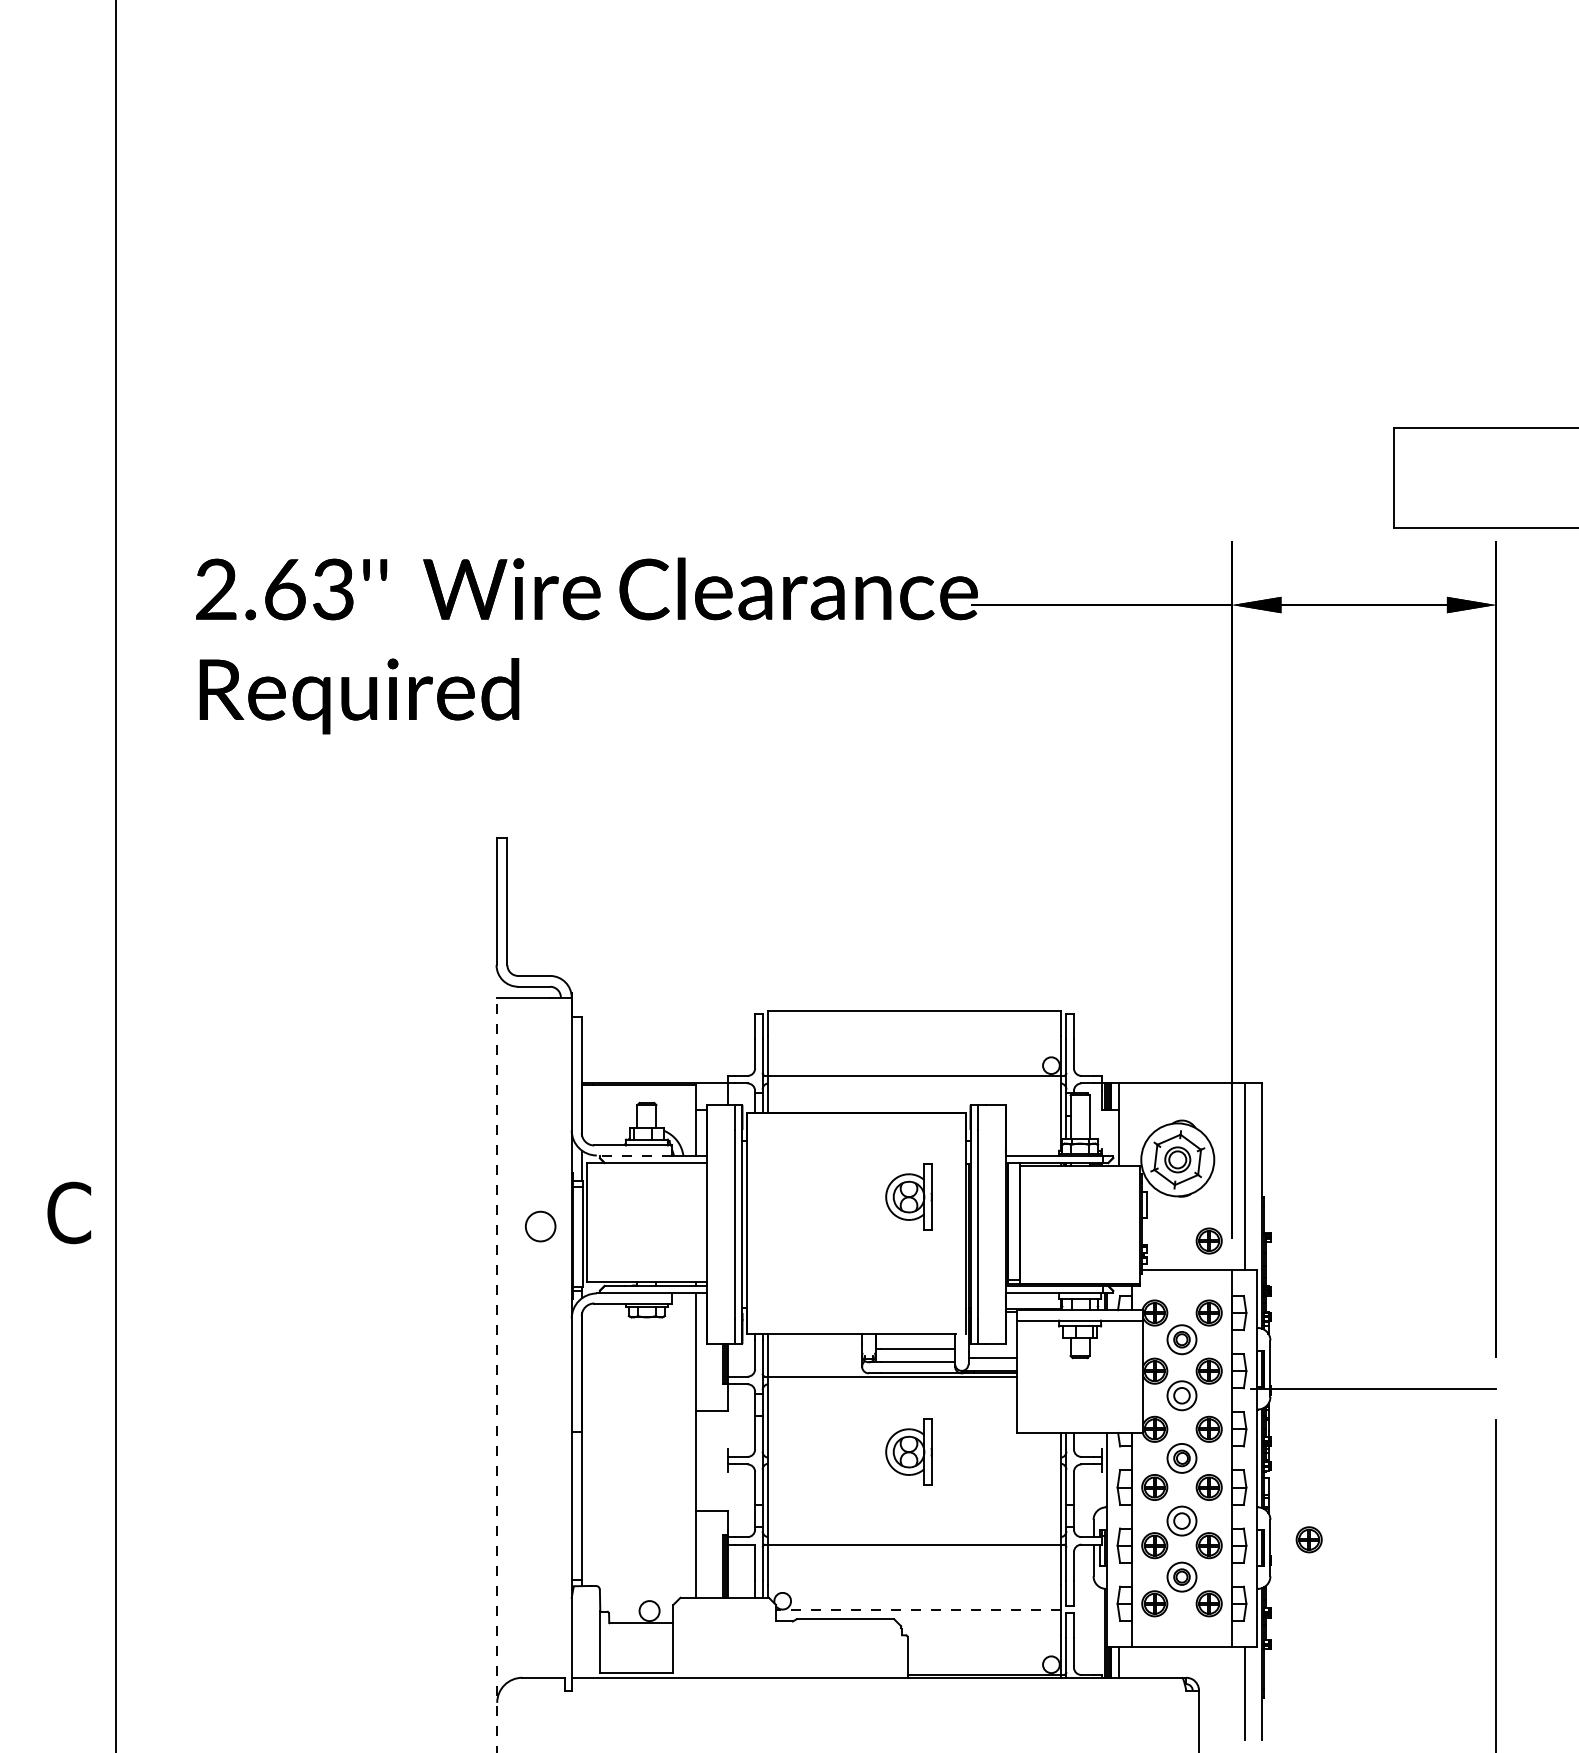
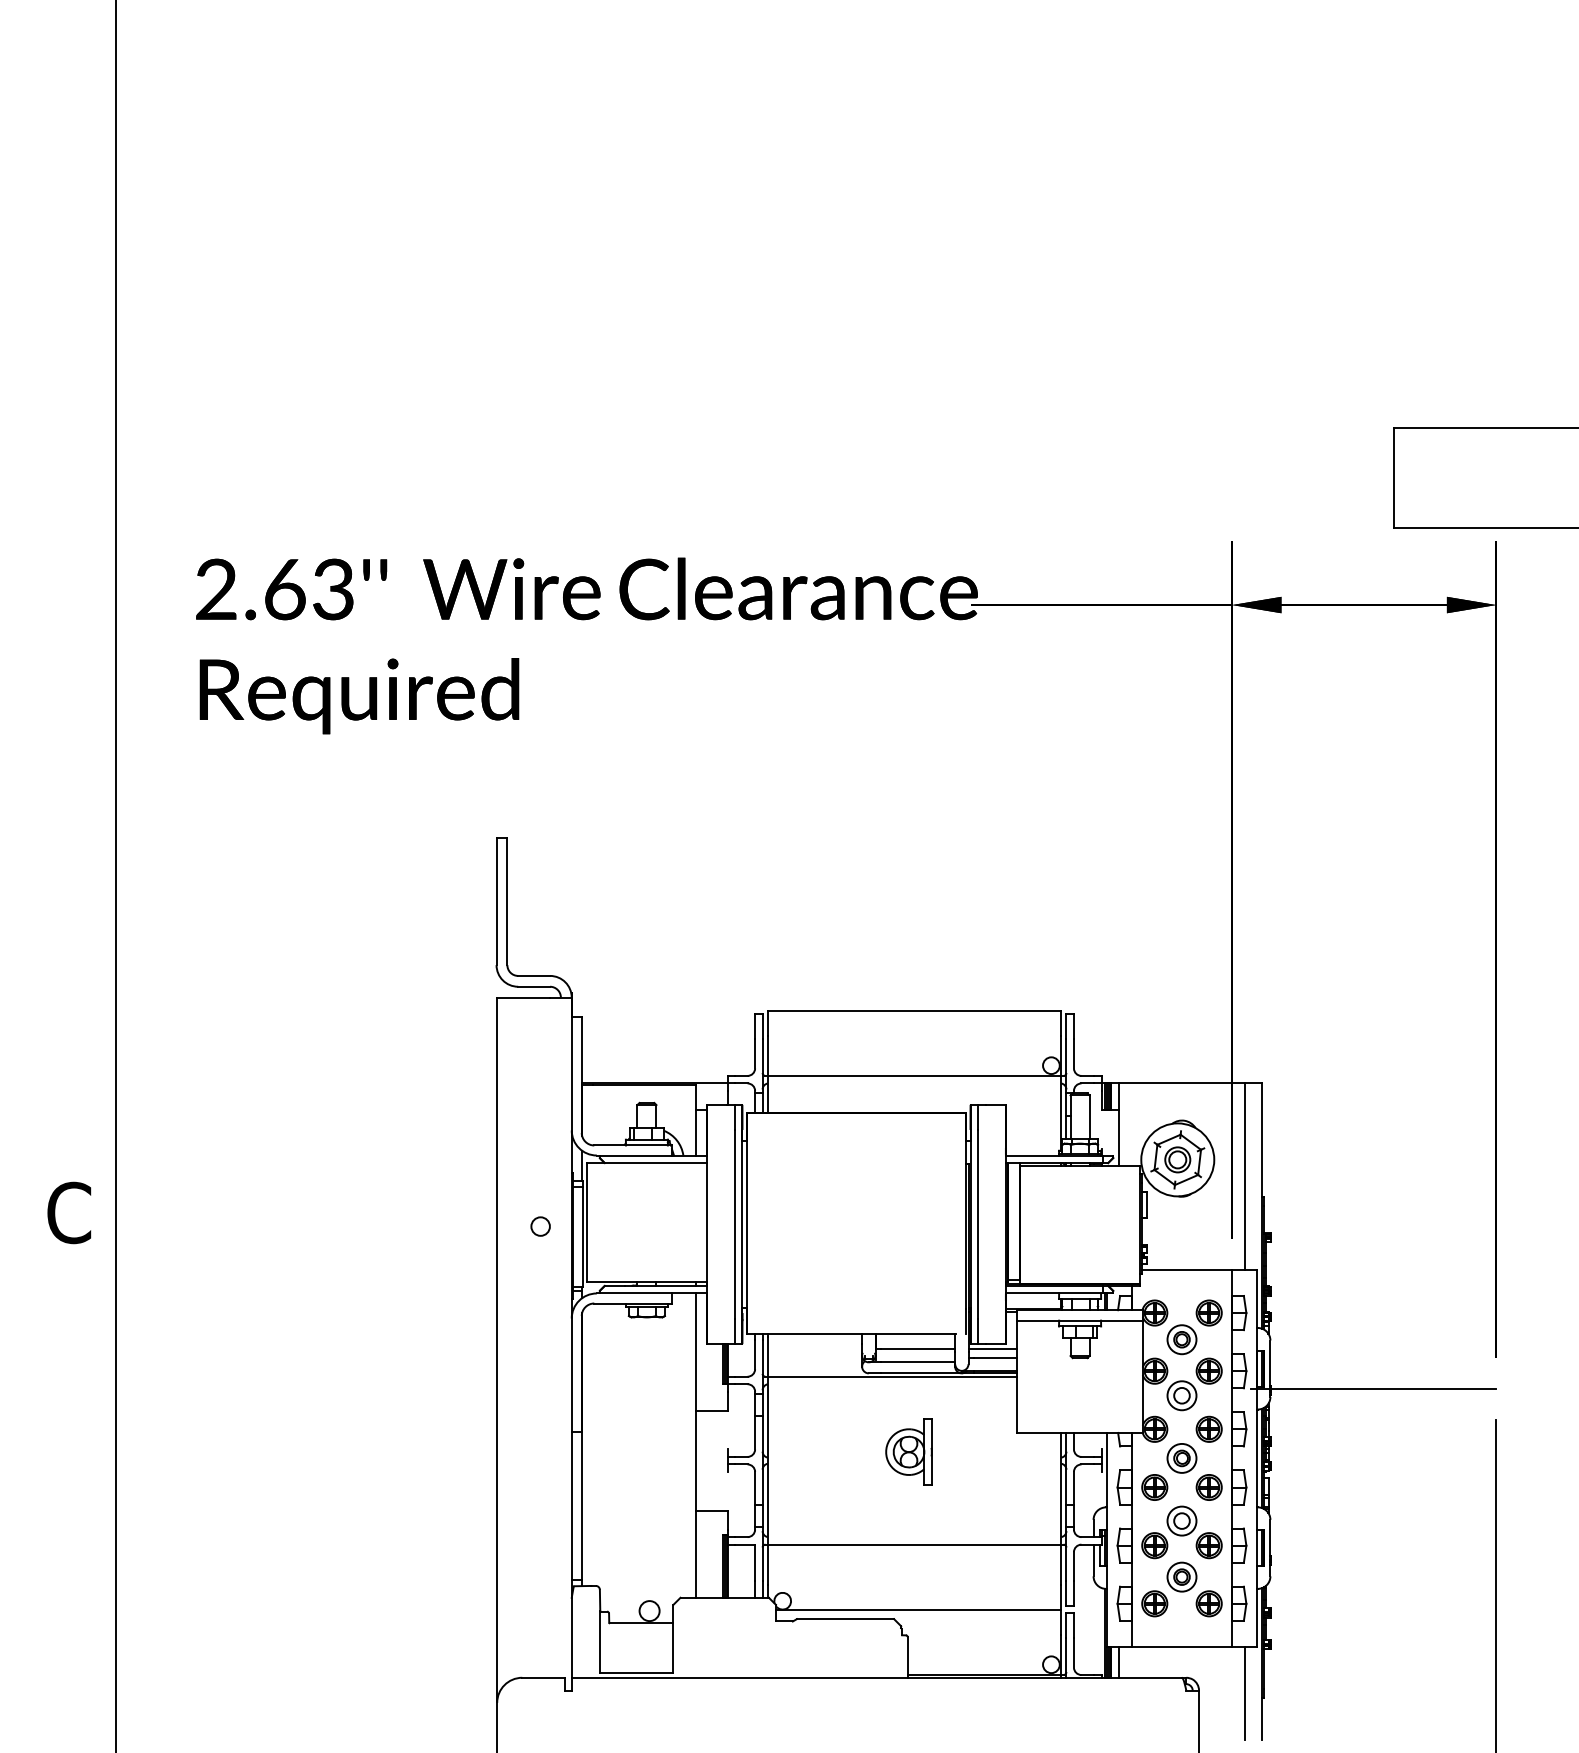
line: dashed -> solid (634, 1155)
part: present -> none (908, 1196)
circle diameter: 30 px -> 19 px (540, 1226)
part: present -> none (1208, 1240)
line: none -> present (992, 1349)
line: dashed -> solid (496, 1374)
part: present -> none (1308, 1539)
line: dashed -> solid (918, 1609)
